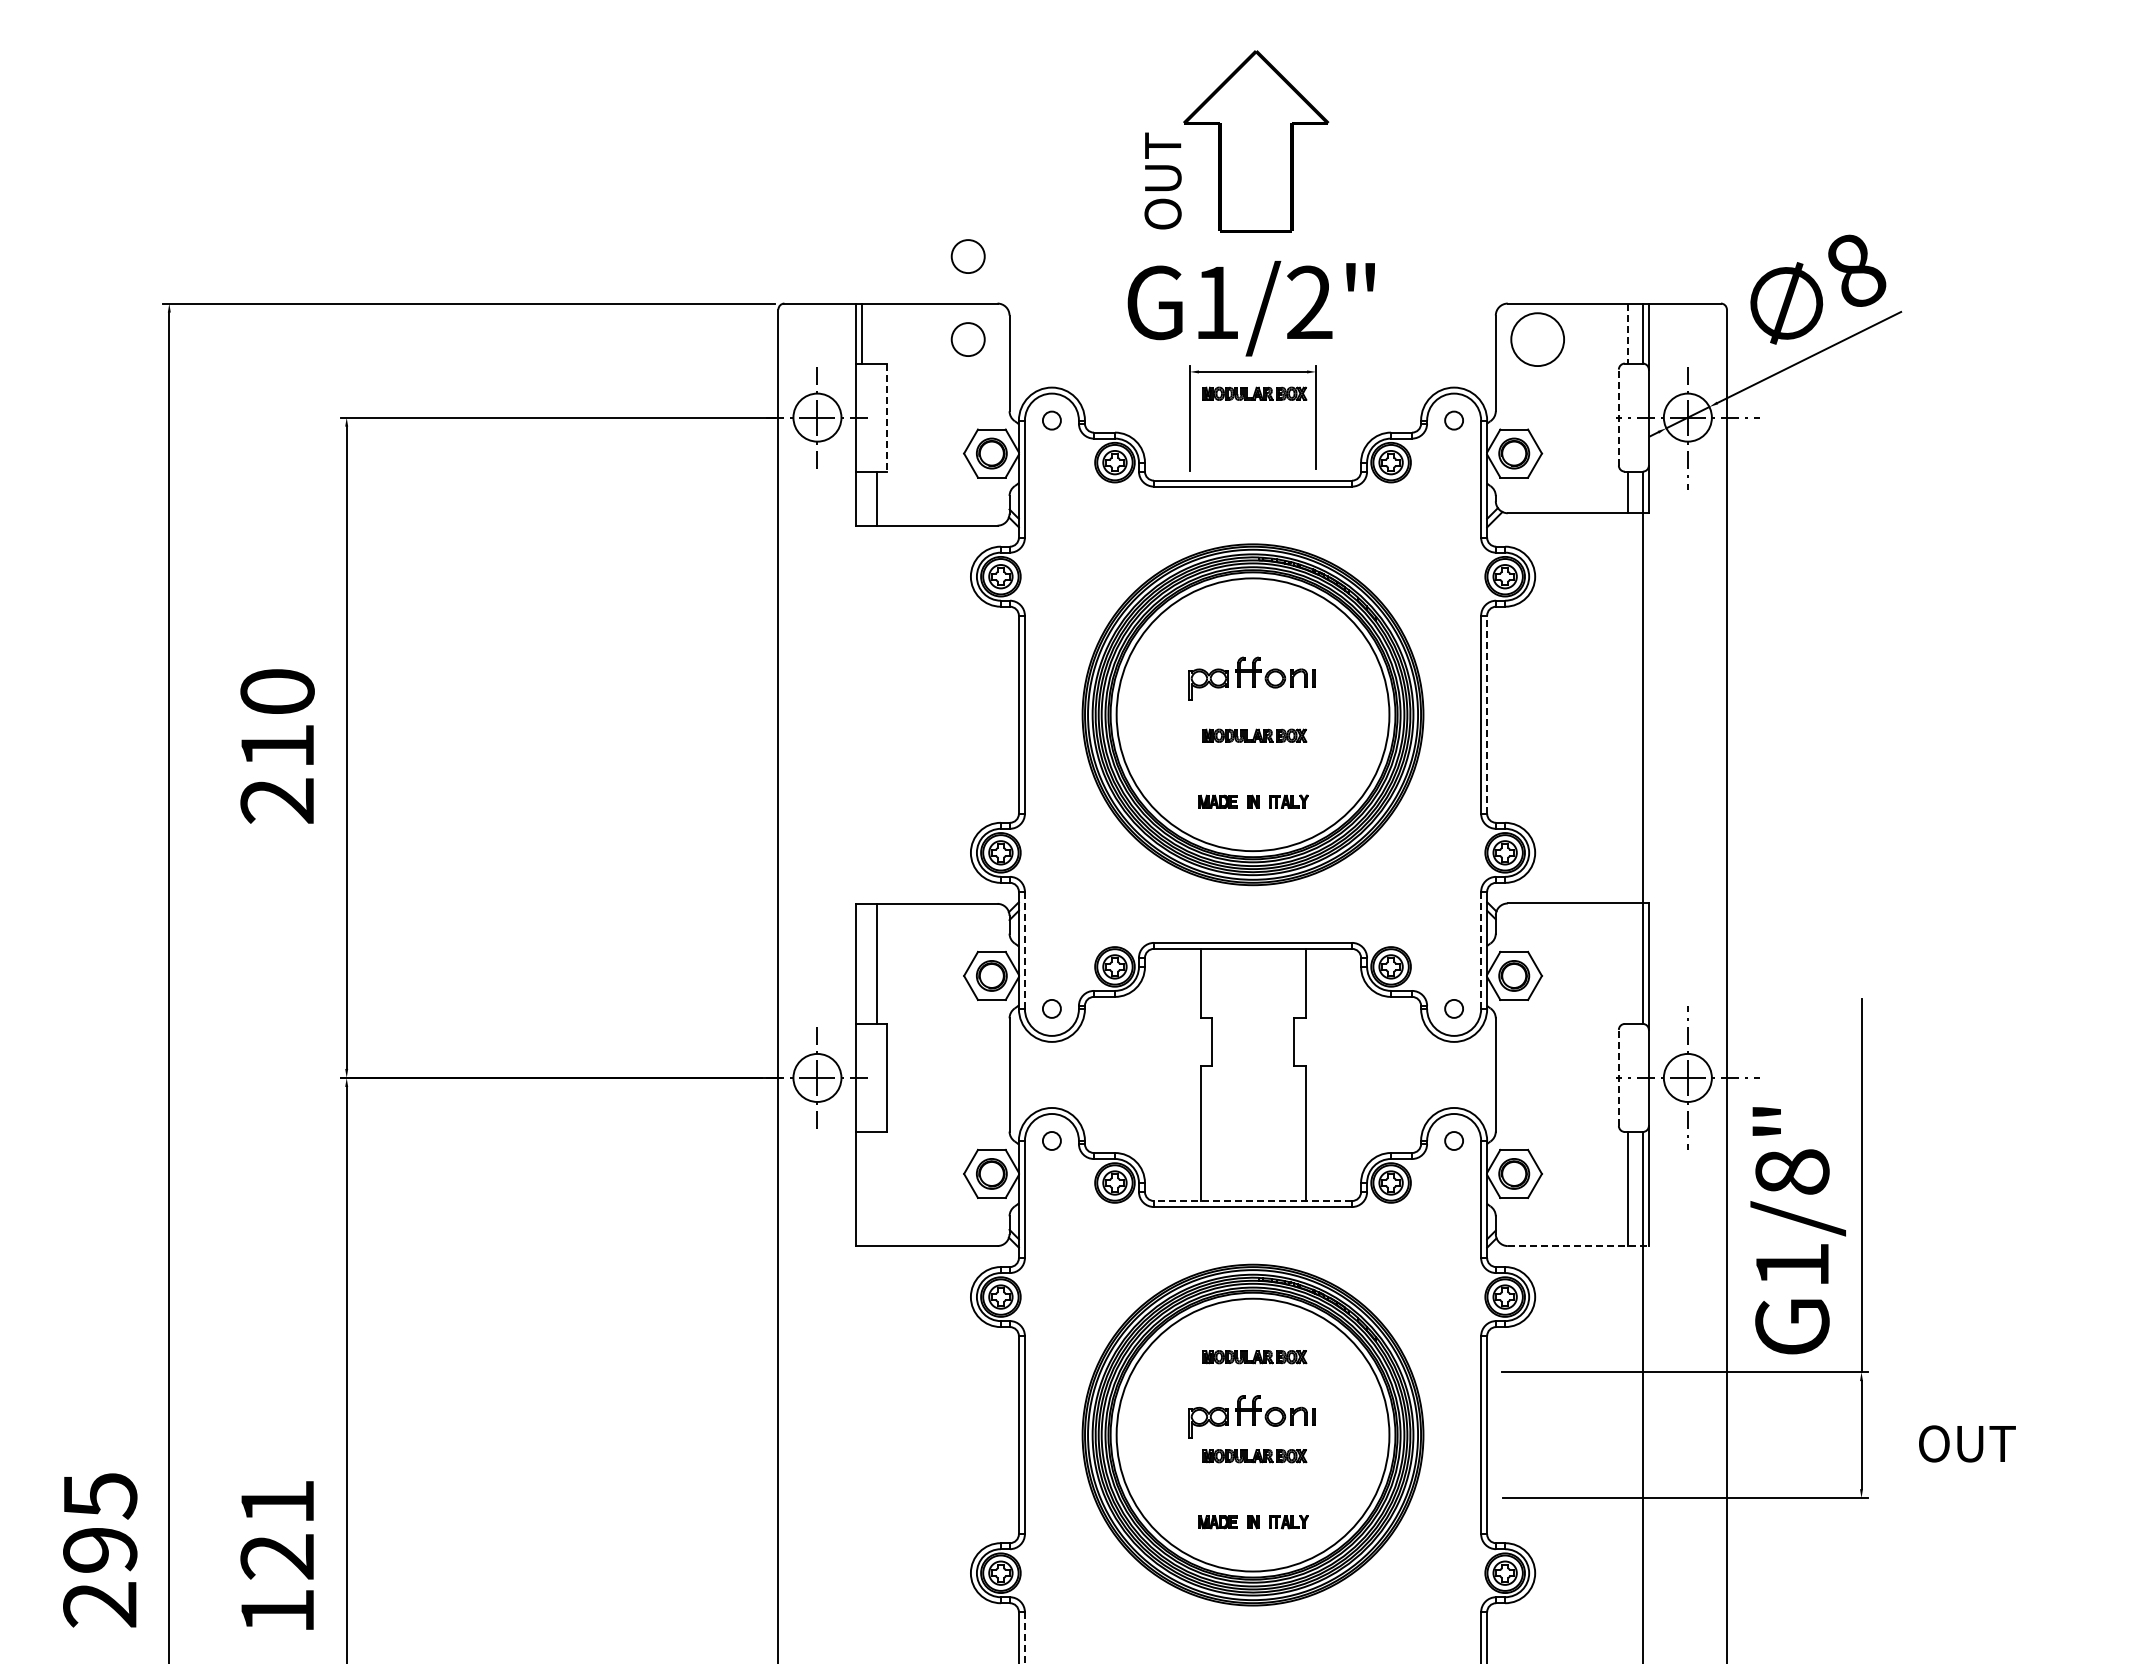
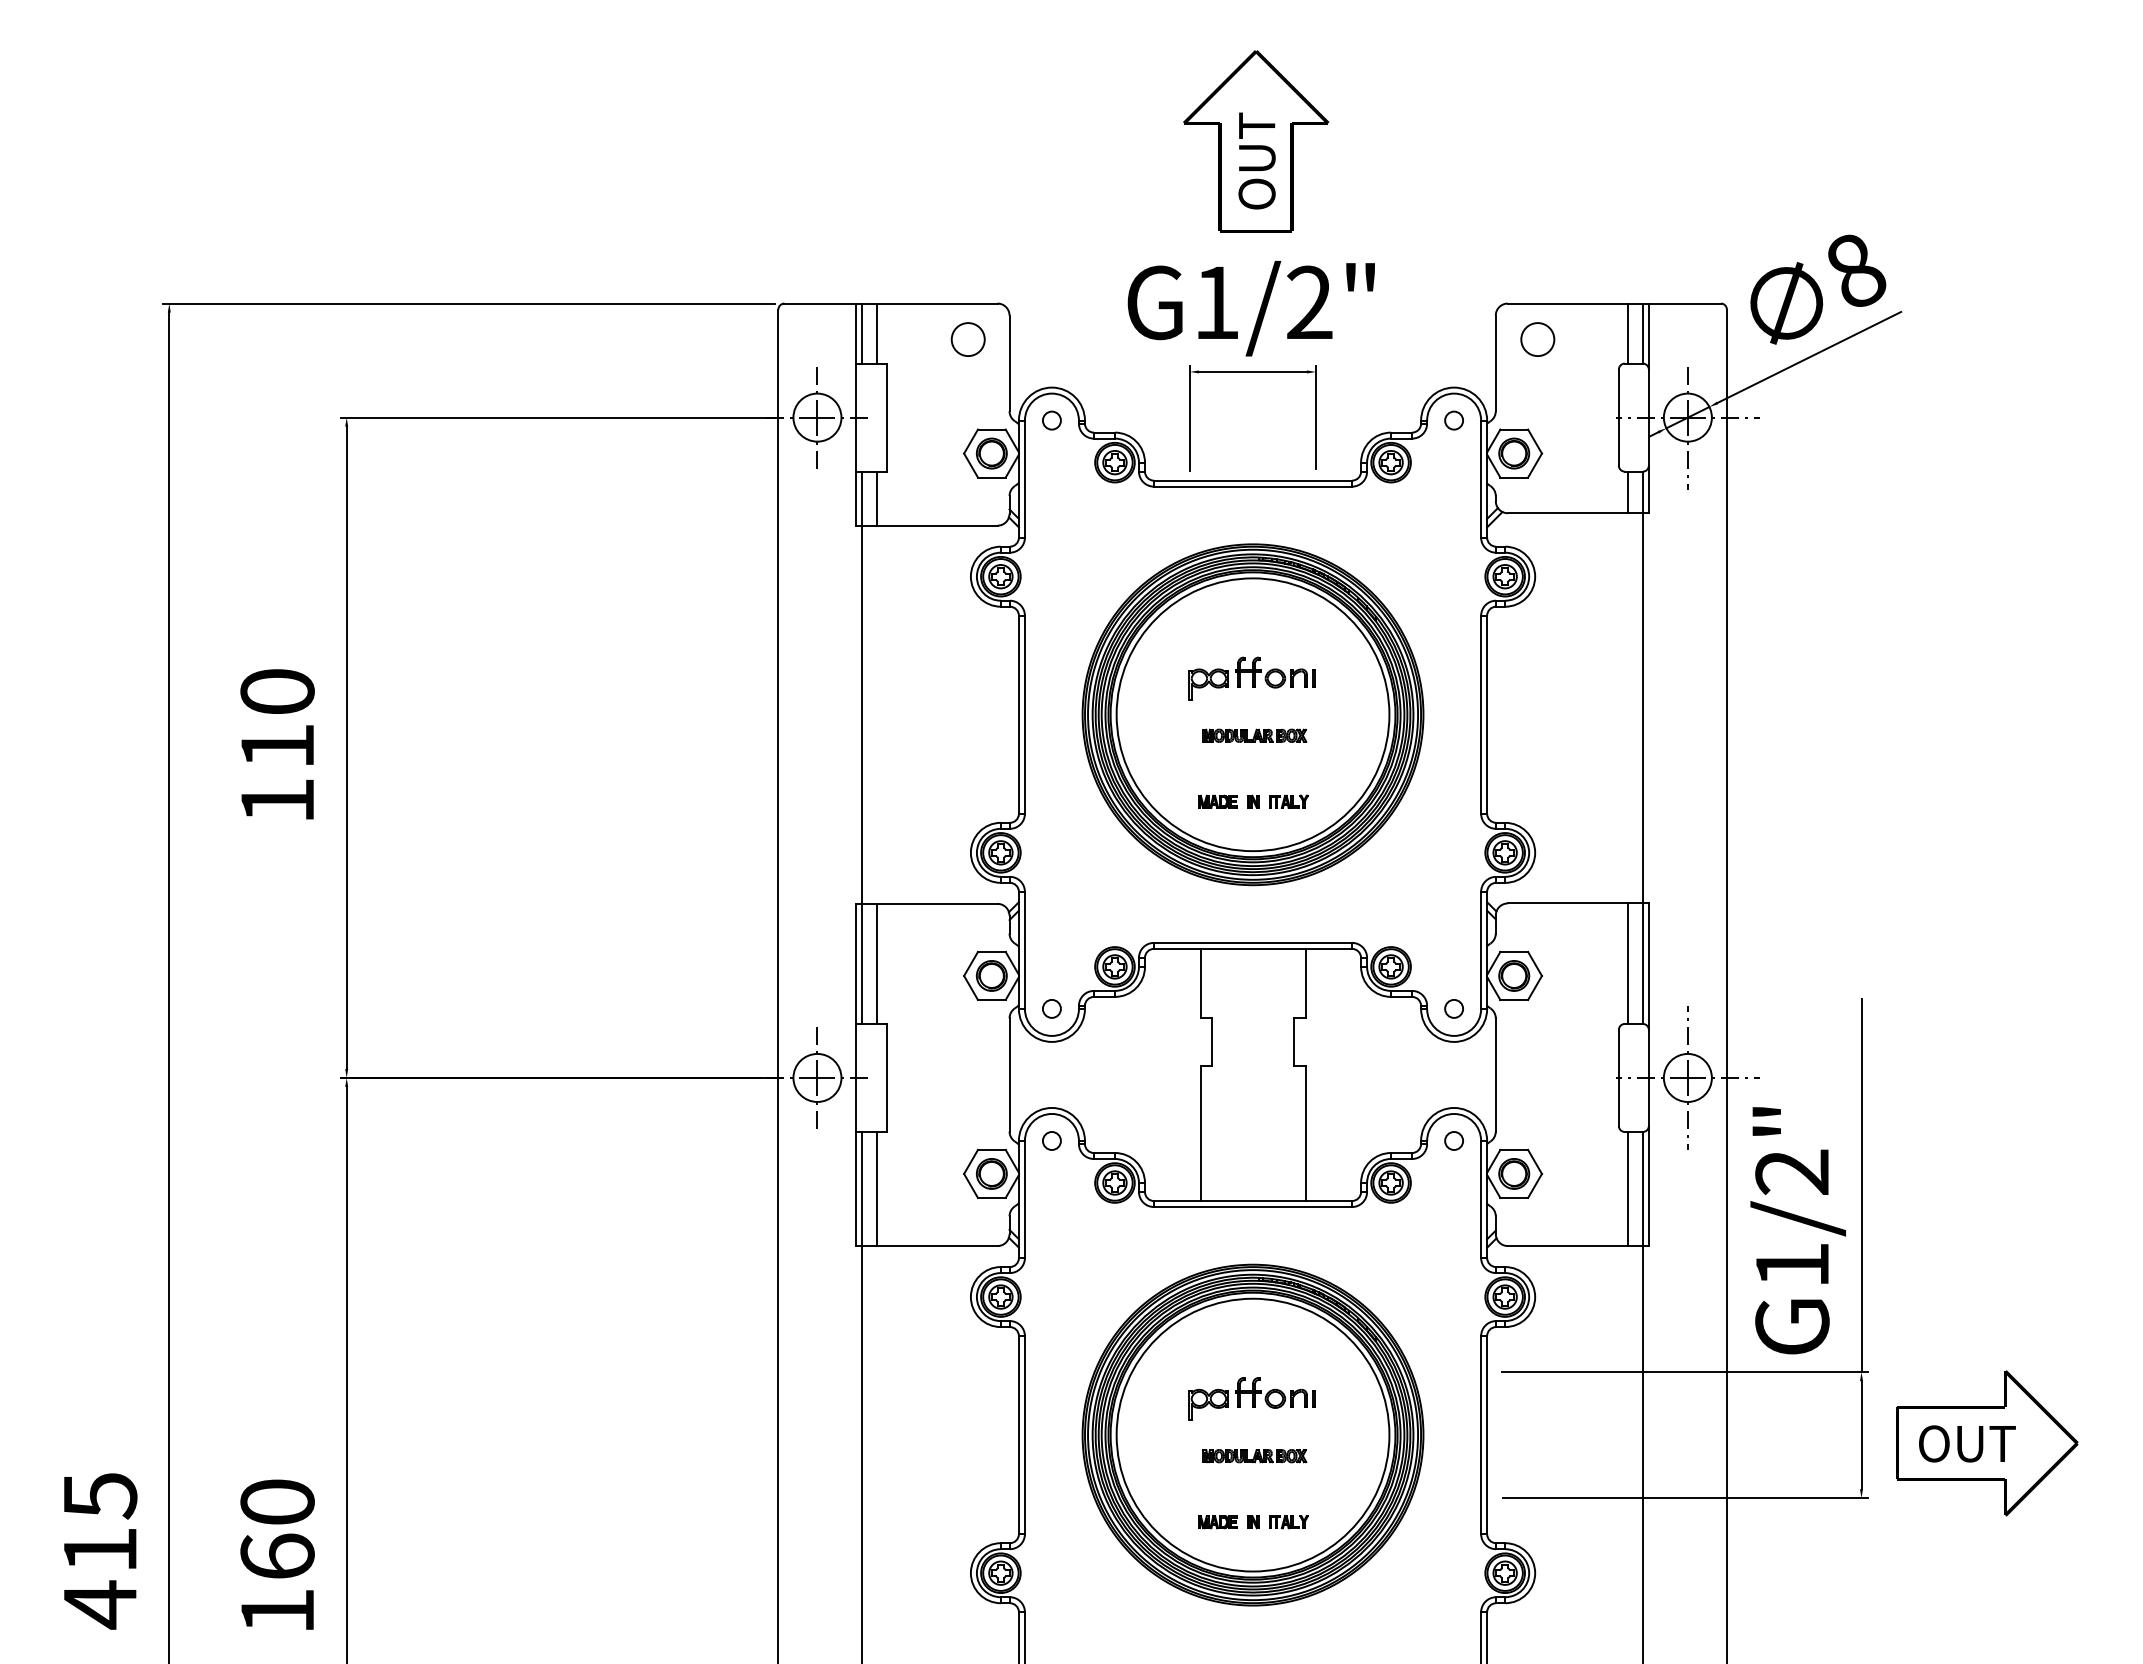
text position: (1162, 180) -> (1256, 160) (1256, 160)
circle: present -> none (967, 256)
line: none -> present (877, 333)
line: dashed -> solid (1627, 334)
circle size: 55x55 px -> 36x35 px (1537, 339)
part: present -> none (1254, 393)
line: dashed -> solid (1618, 417)
line: dashed -> solid (886, 418)
line: dashed -> solid (1487, 714)
line: none -> present (862, 747)
text: 210 -> 110 (276, 800)
line: dashed -> solid (1024, 950)
line: dashed -> solid (1481, 950)
line: none -> present (1627, 963)
line: dashed -> solid (1618, 1077)
text: G1/8" -> G1/2" (1792, 1172)
line: none -> present (877, 1188)
line: dashed -> solid (1252, 1201)
line: dashed -> solid (1578, 1246)
part: present -> none (1254, 1357)
line: none -> present (862, 1395)
part position: (1251, 1416) -> (1251, 1398) (1251, 1398)
part: none -> present (1987, 1443)
text: 121 -> 160 (277, 1529)
text: 295 -> 415 (100, 1578)
line: dashed -> solid (1024, 1638)
